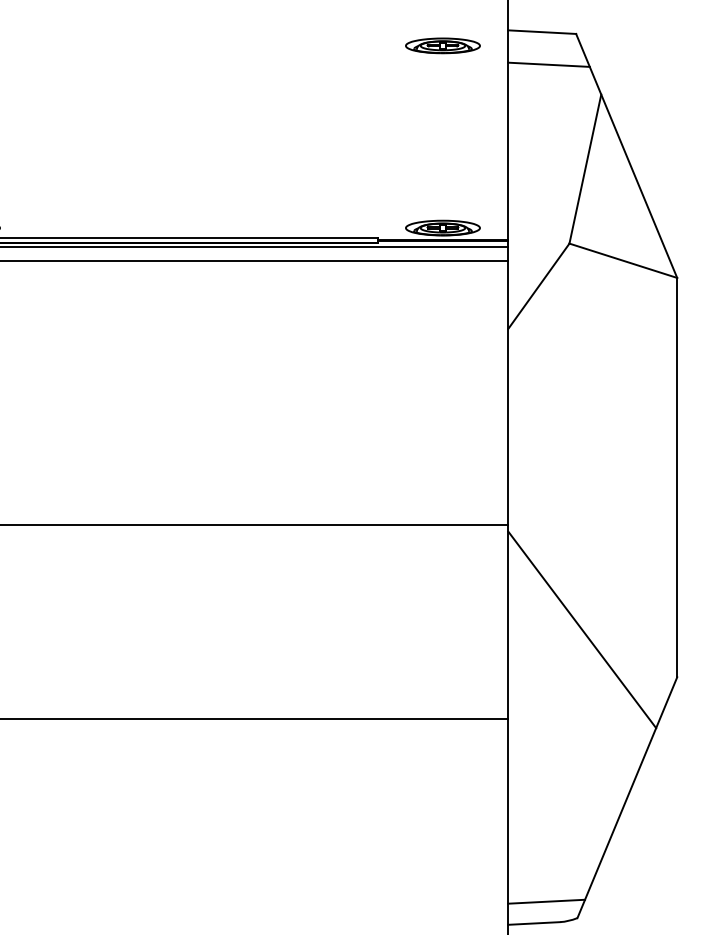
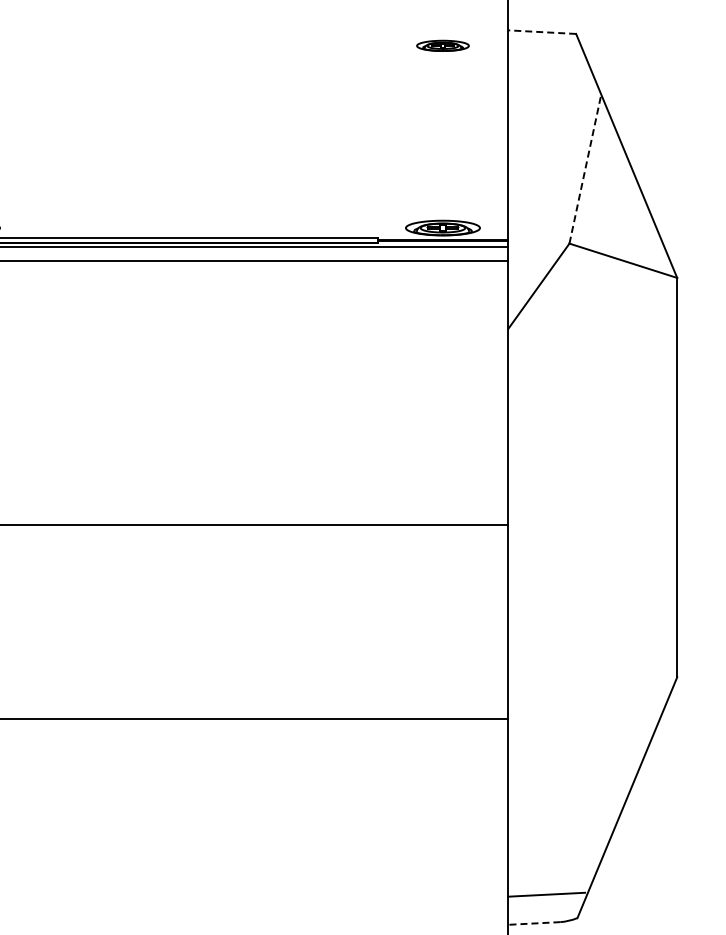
line: solid -> dashed (542, 32)
part size: 76x18 px -> 54x13 px (442, 45)
line: present -> none (548, 64)
line: solid -> dashed (585, 168)
line: present -> none (582, 629)
line position: (546, 901) -> (546, 894) (546, 894)
line: solid -> dashed (533, 923)
